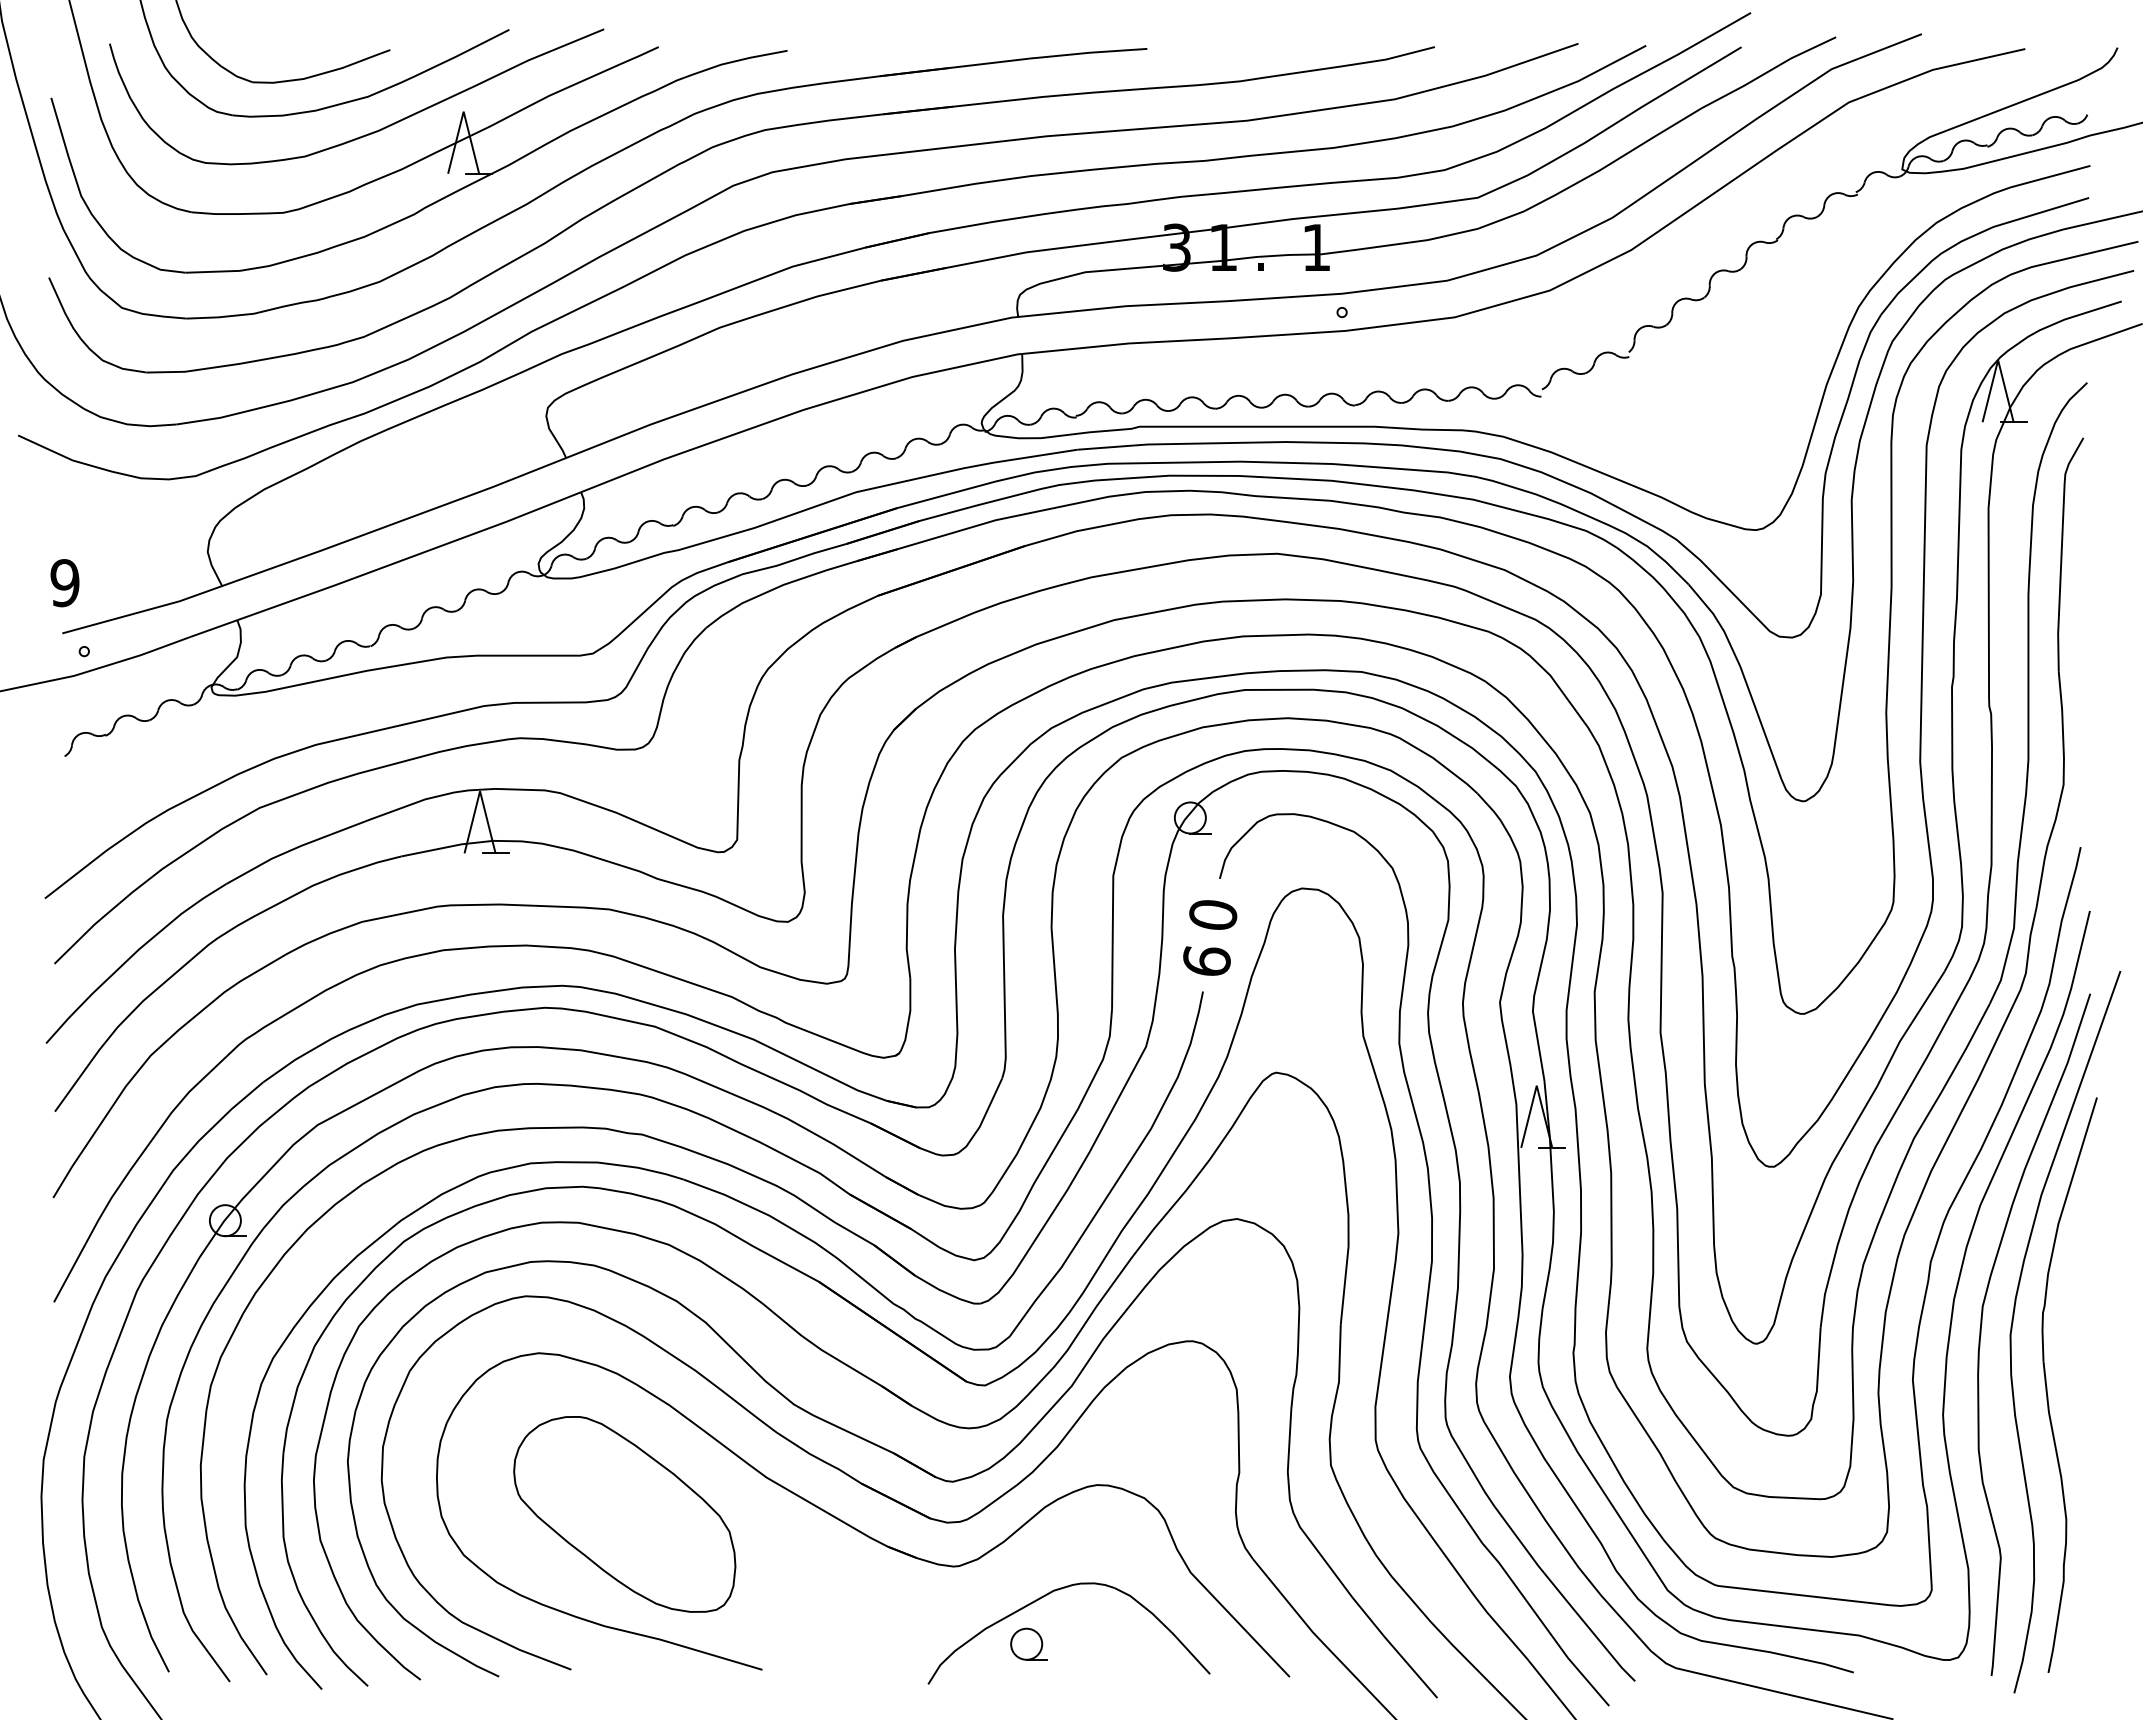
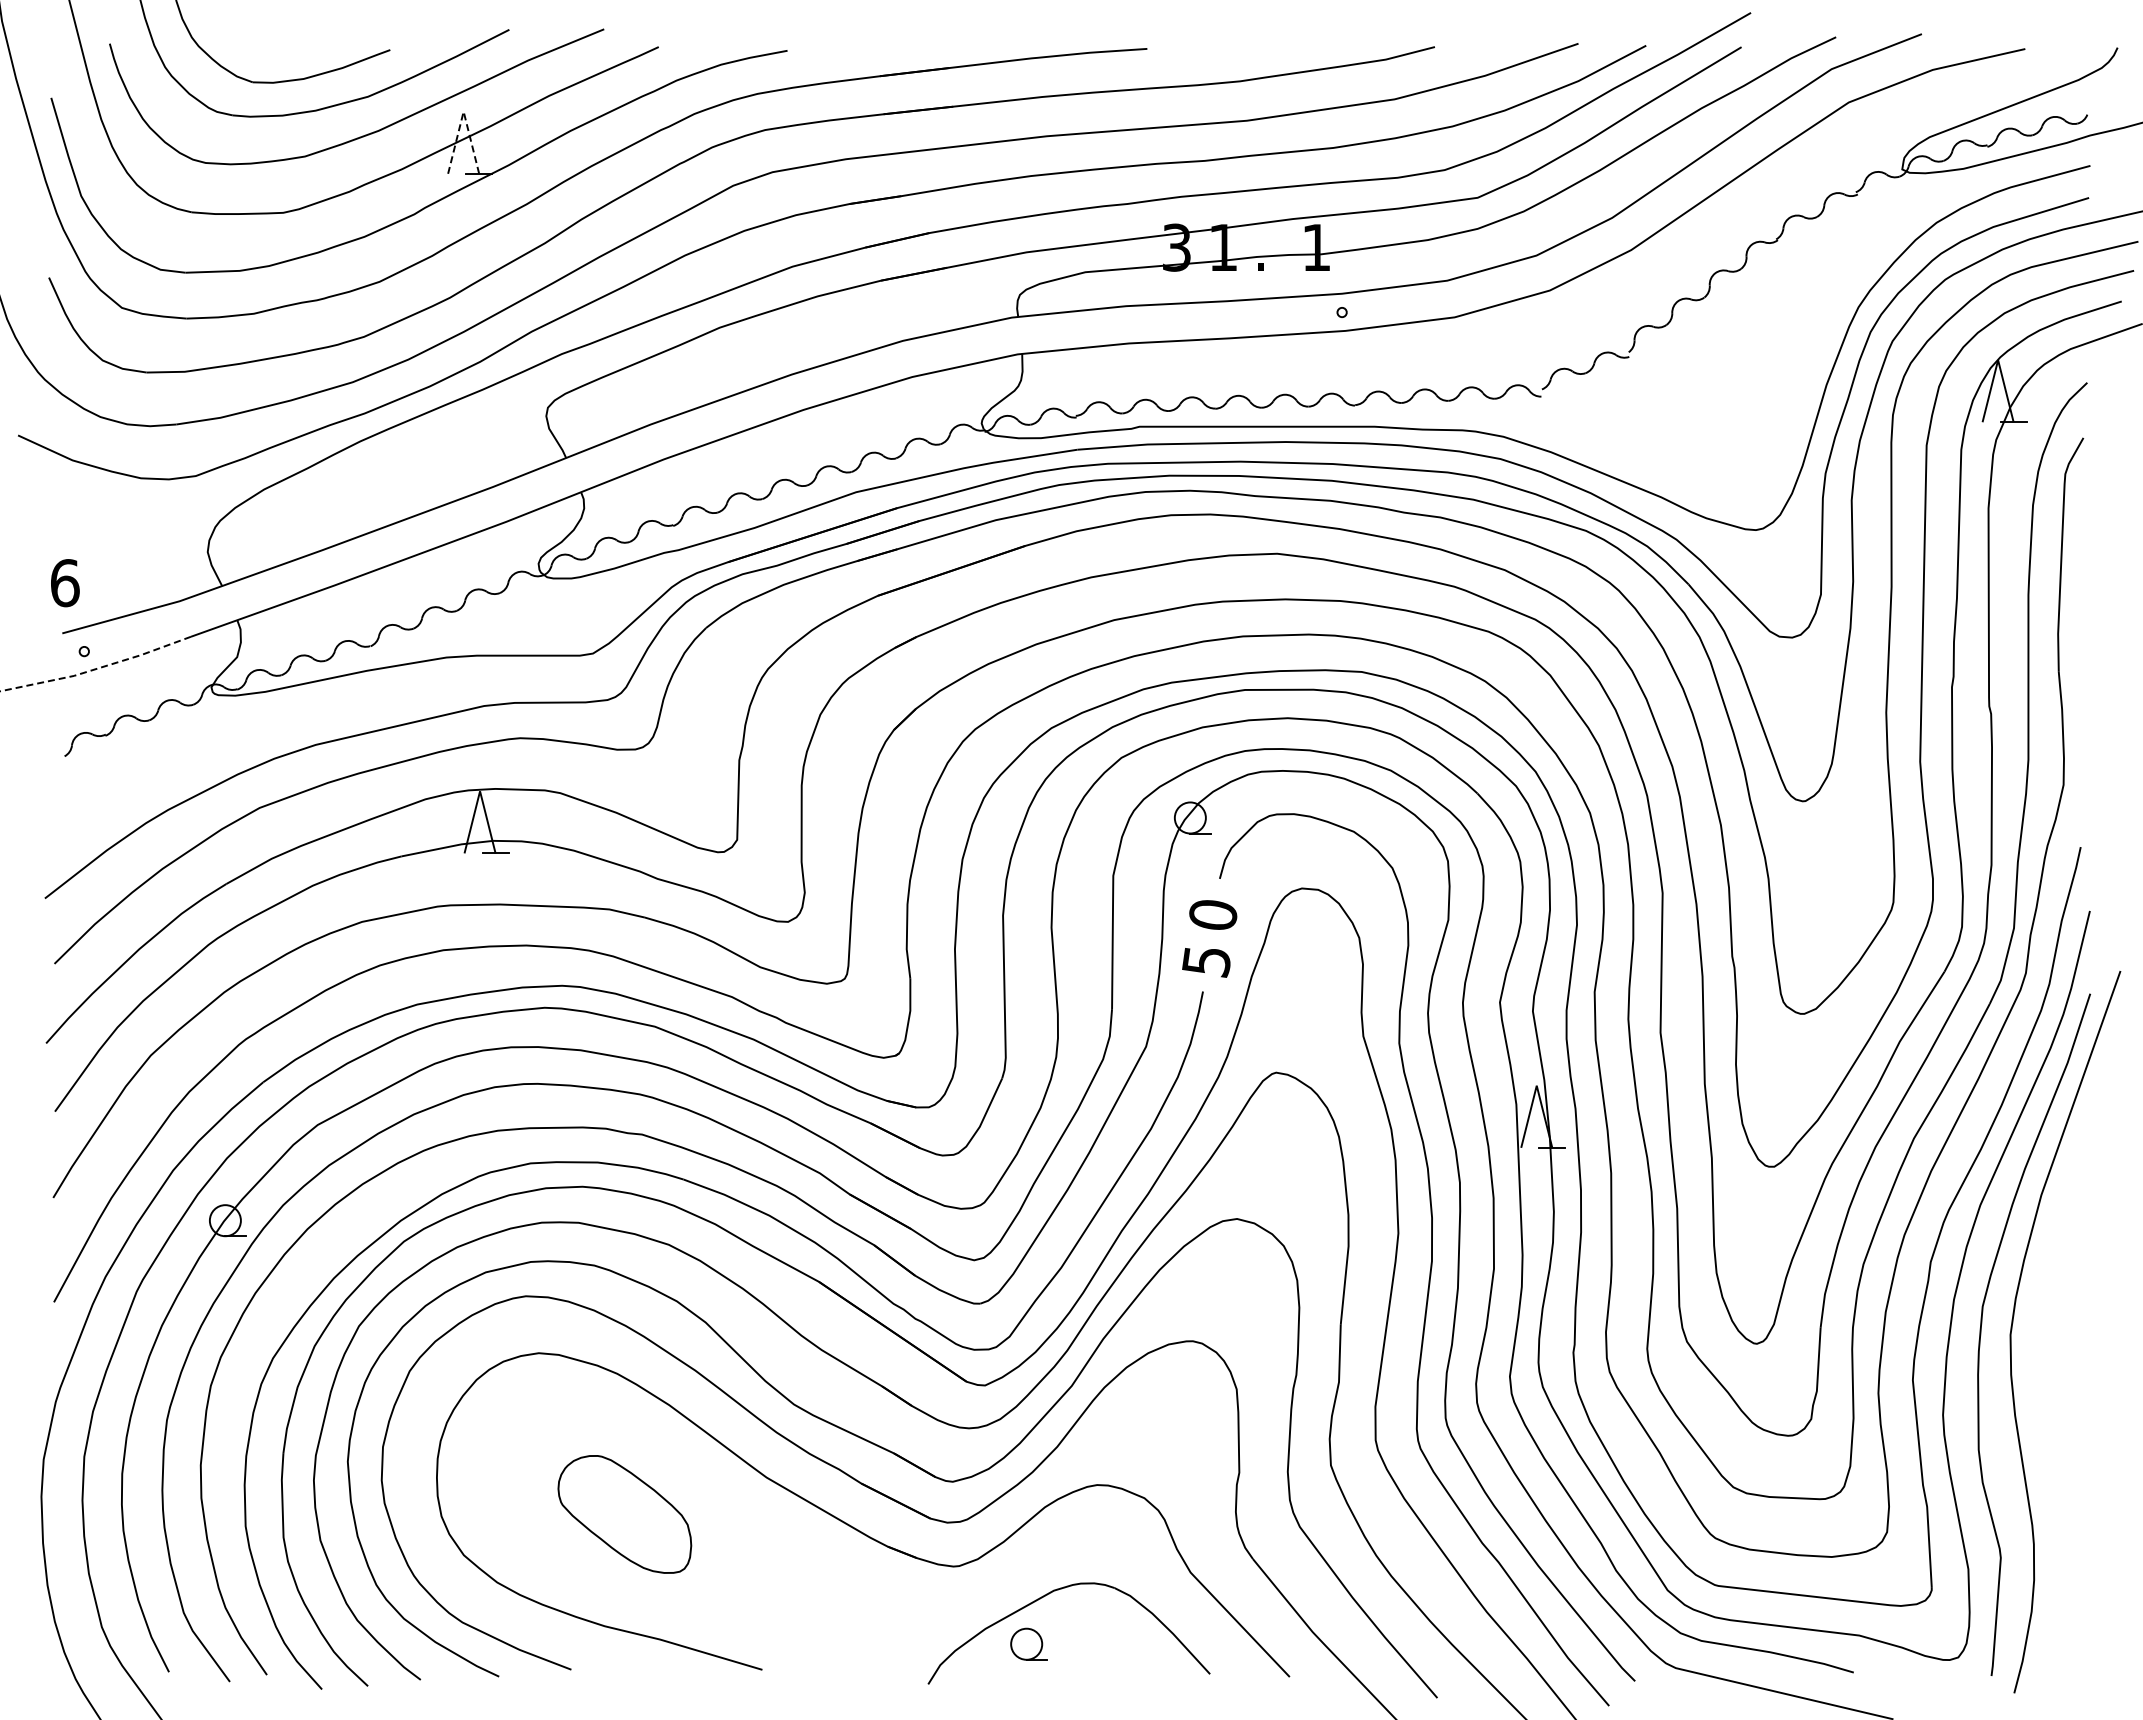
line: solid -> dashed (463, 111)
text: 9 -> 6 (64, 583)
line: solid -> dashed (96, 668)
text: 6 -> 5 (1206, 961)
part: present -> none (2047, 1386)
part size: 224x197 px -> 136x119 px (624, 1514)
